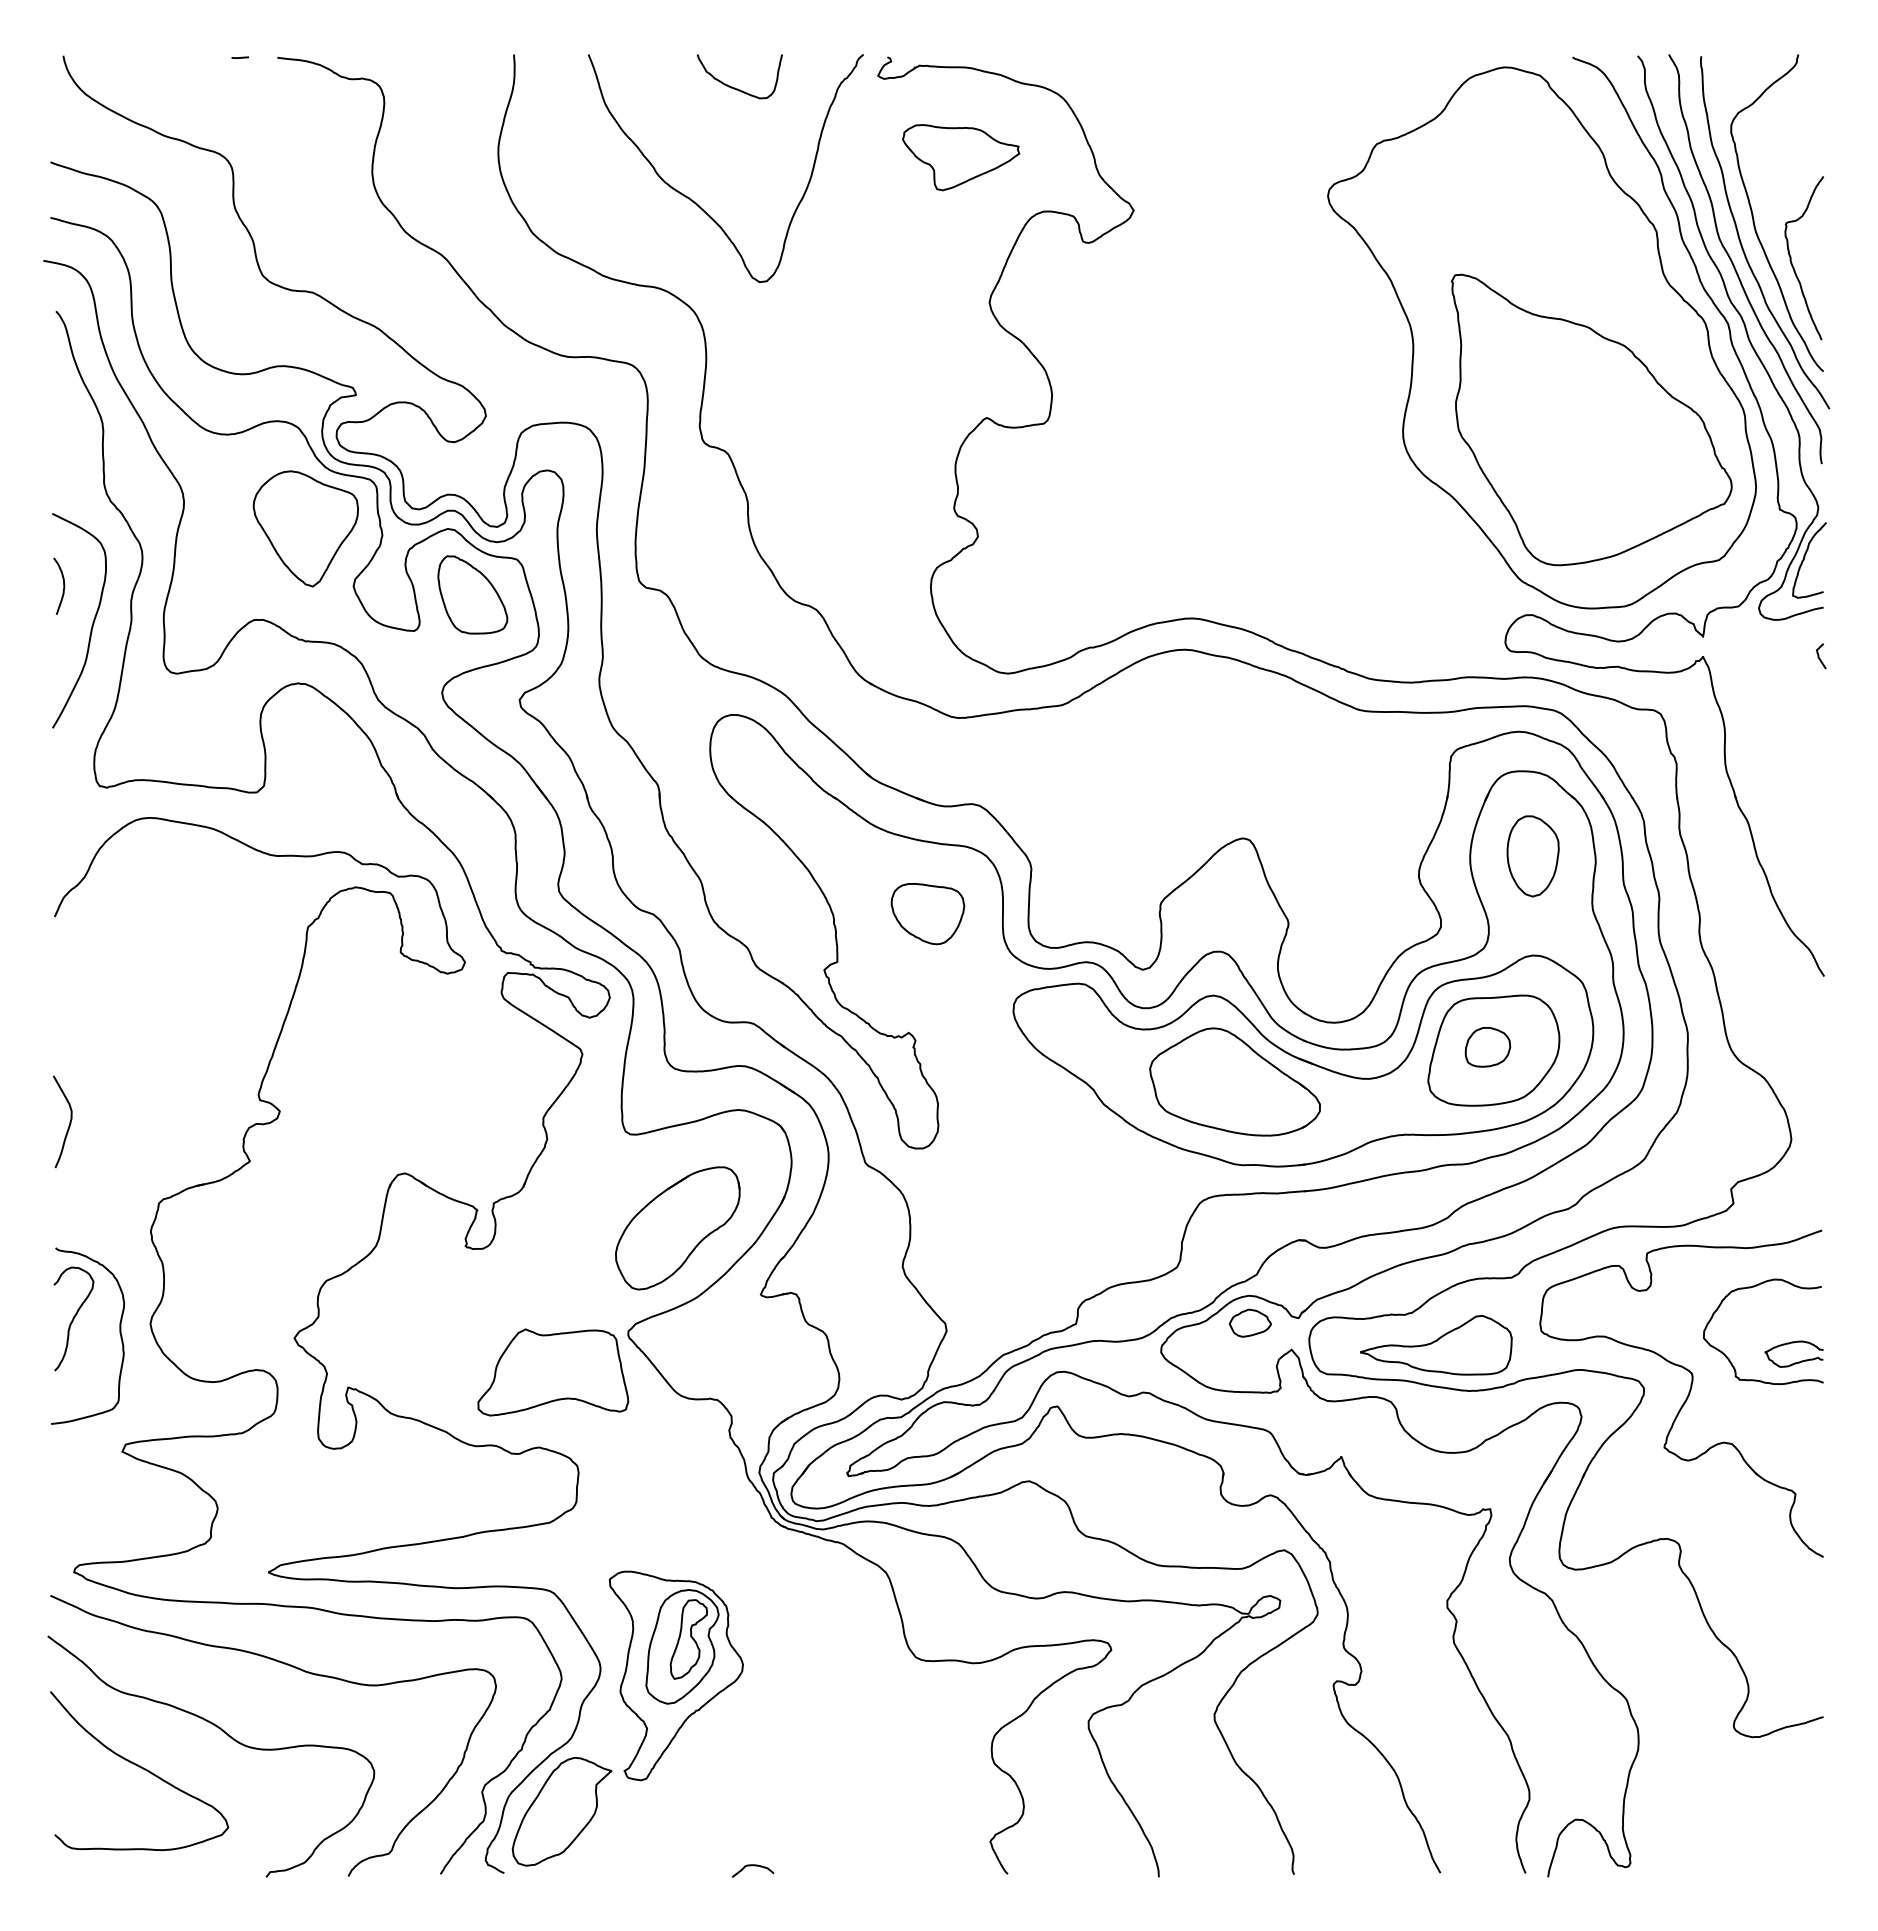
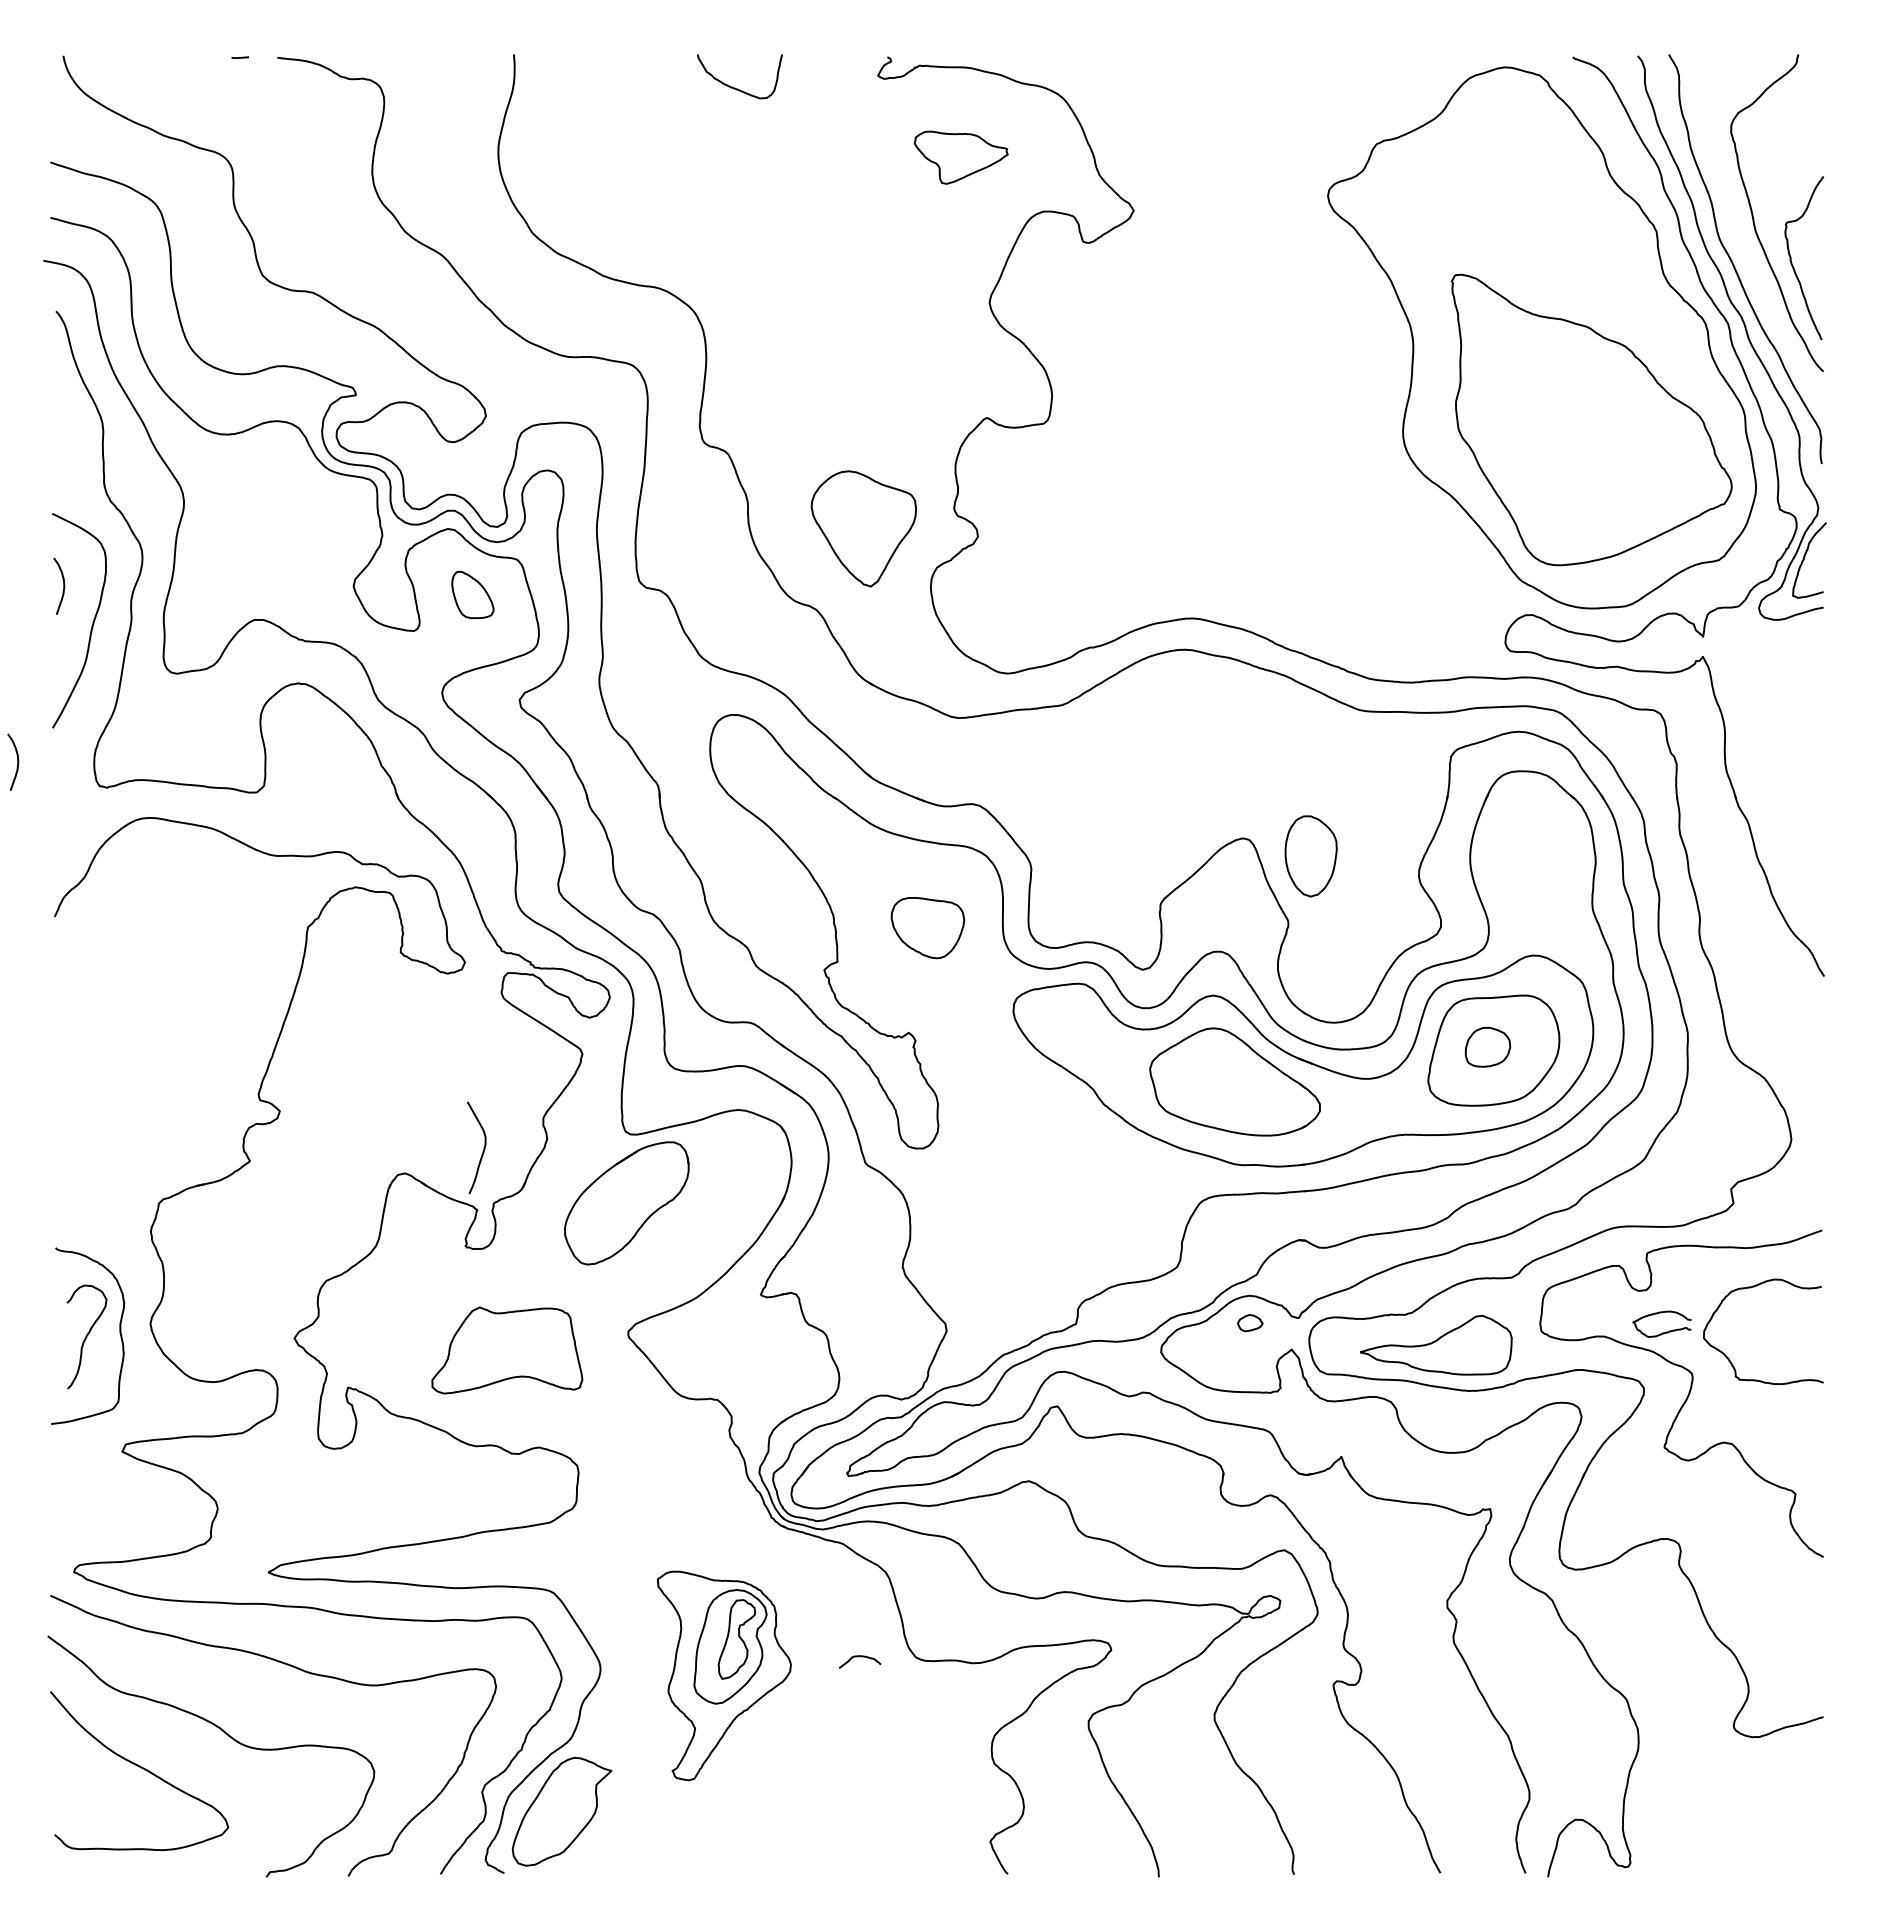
part size: 119x68 px -> 96x55 px (960, 157)
curve: present -> none (696, 202)
curve: present -> none (1741, 241)
part position: (305, 528) -> (863, 528) (863, 528)
part size: 72x80 px -> 44x50 px (472, 594)
line: present -> none (1819, 656)
curve: none -> present (17, 761)
part position: (1532, 856) -> (1310, 856) (1310, 856)
part position: (927, 914) -> (927, 928) (927, 928)
curve position: (69, 1121) -> (483, 1147) (483, 1147)
part position: (677, 1228) -> (626, 1203) (626, 1203)
curve position: (73, 1318) -> (86, 1336) (86, 1336)
part size: 44x30 px -> 27x19 px (1250, 1323)
curve position: (1794, 1362) -> (1662, 1332) (1662, 1332)
part position: (553, 1372) -> (507, 1350) (507, 1350)
part position: (676, 1675) -> (724, 1675) (724, 1675)
curve position: (751, 1866) -> (858, 1657) (858, 1657)
